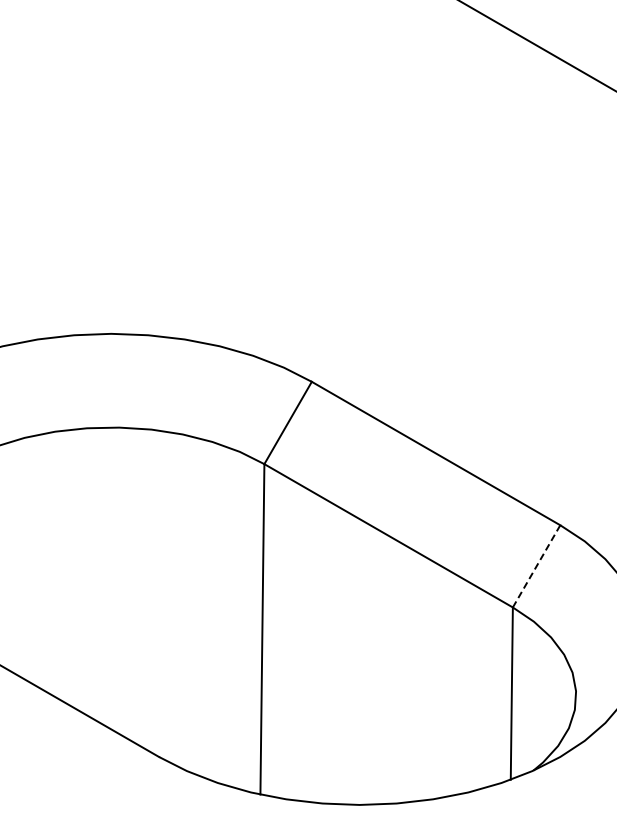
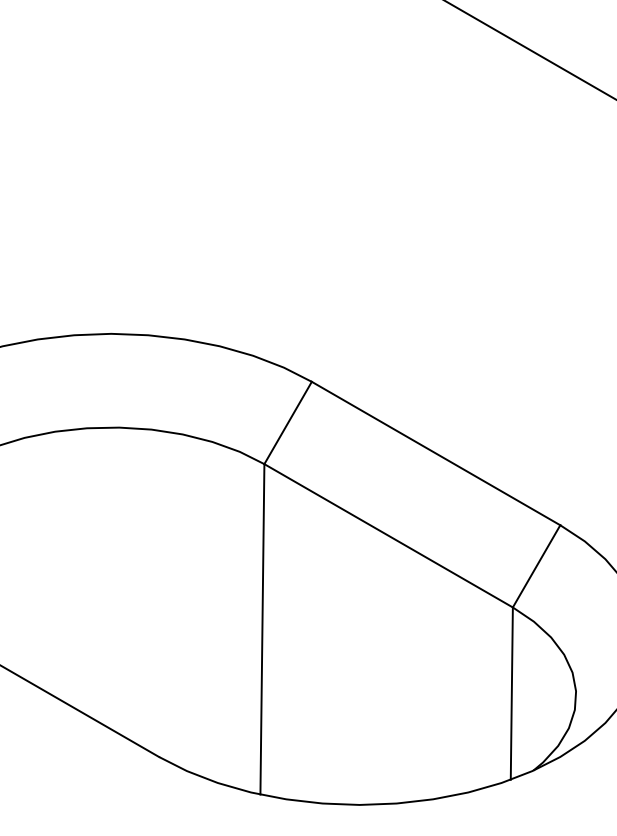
line position: (537, 45) -> (530, 50) (530, 50)
line: dashed -> solid (536, 566)
